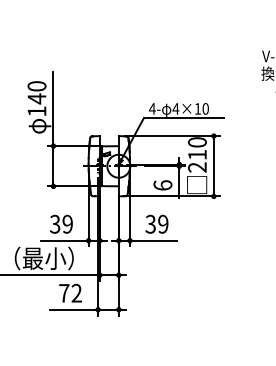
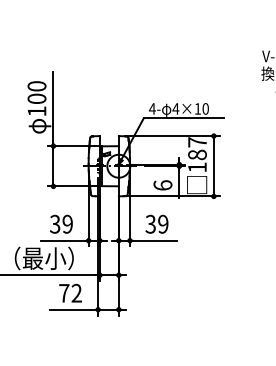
text: 140 -> 100 (36, 98)
text: 210 -> 187 (197, 154)
